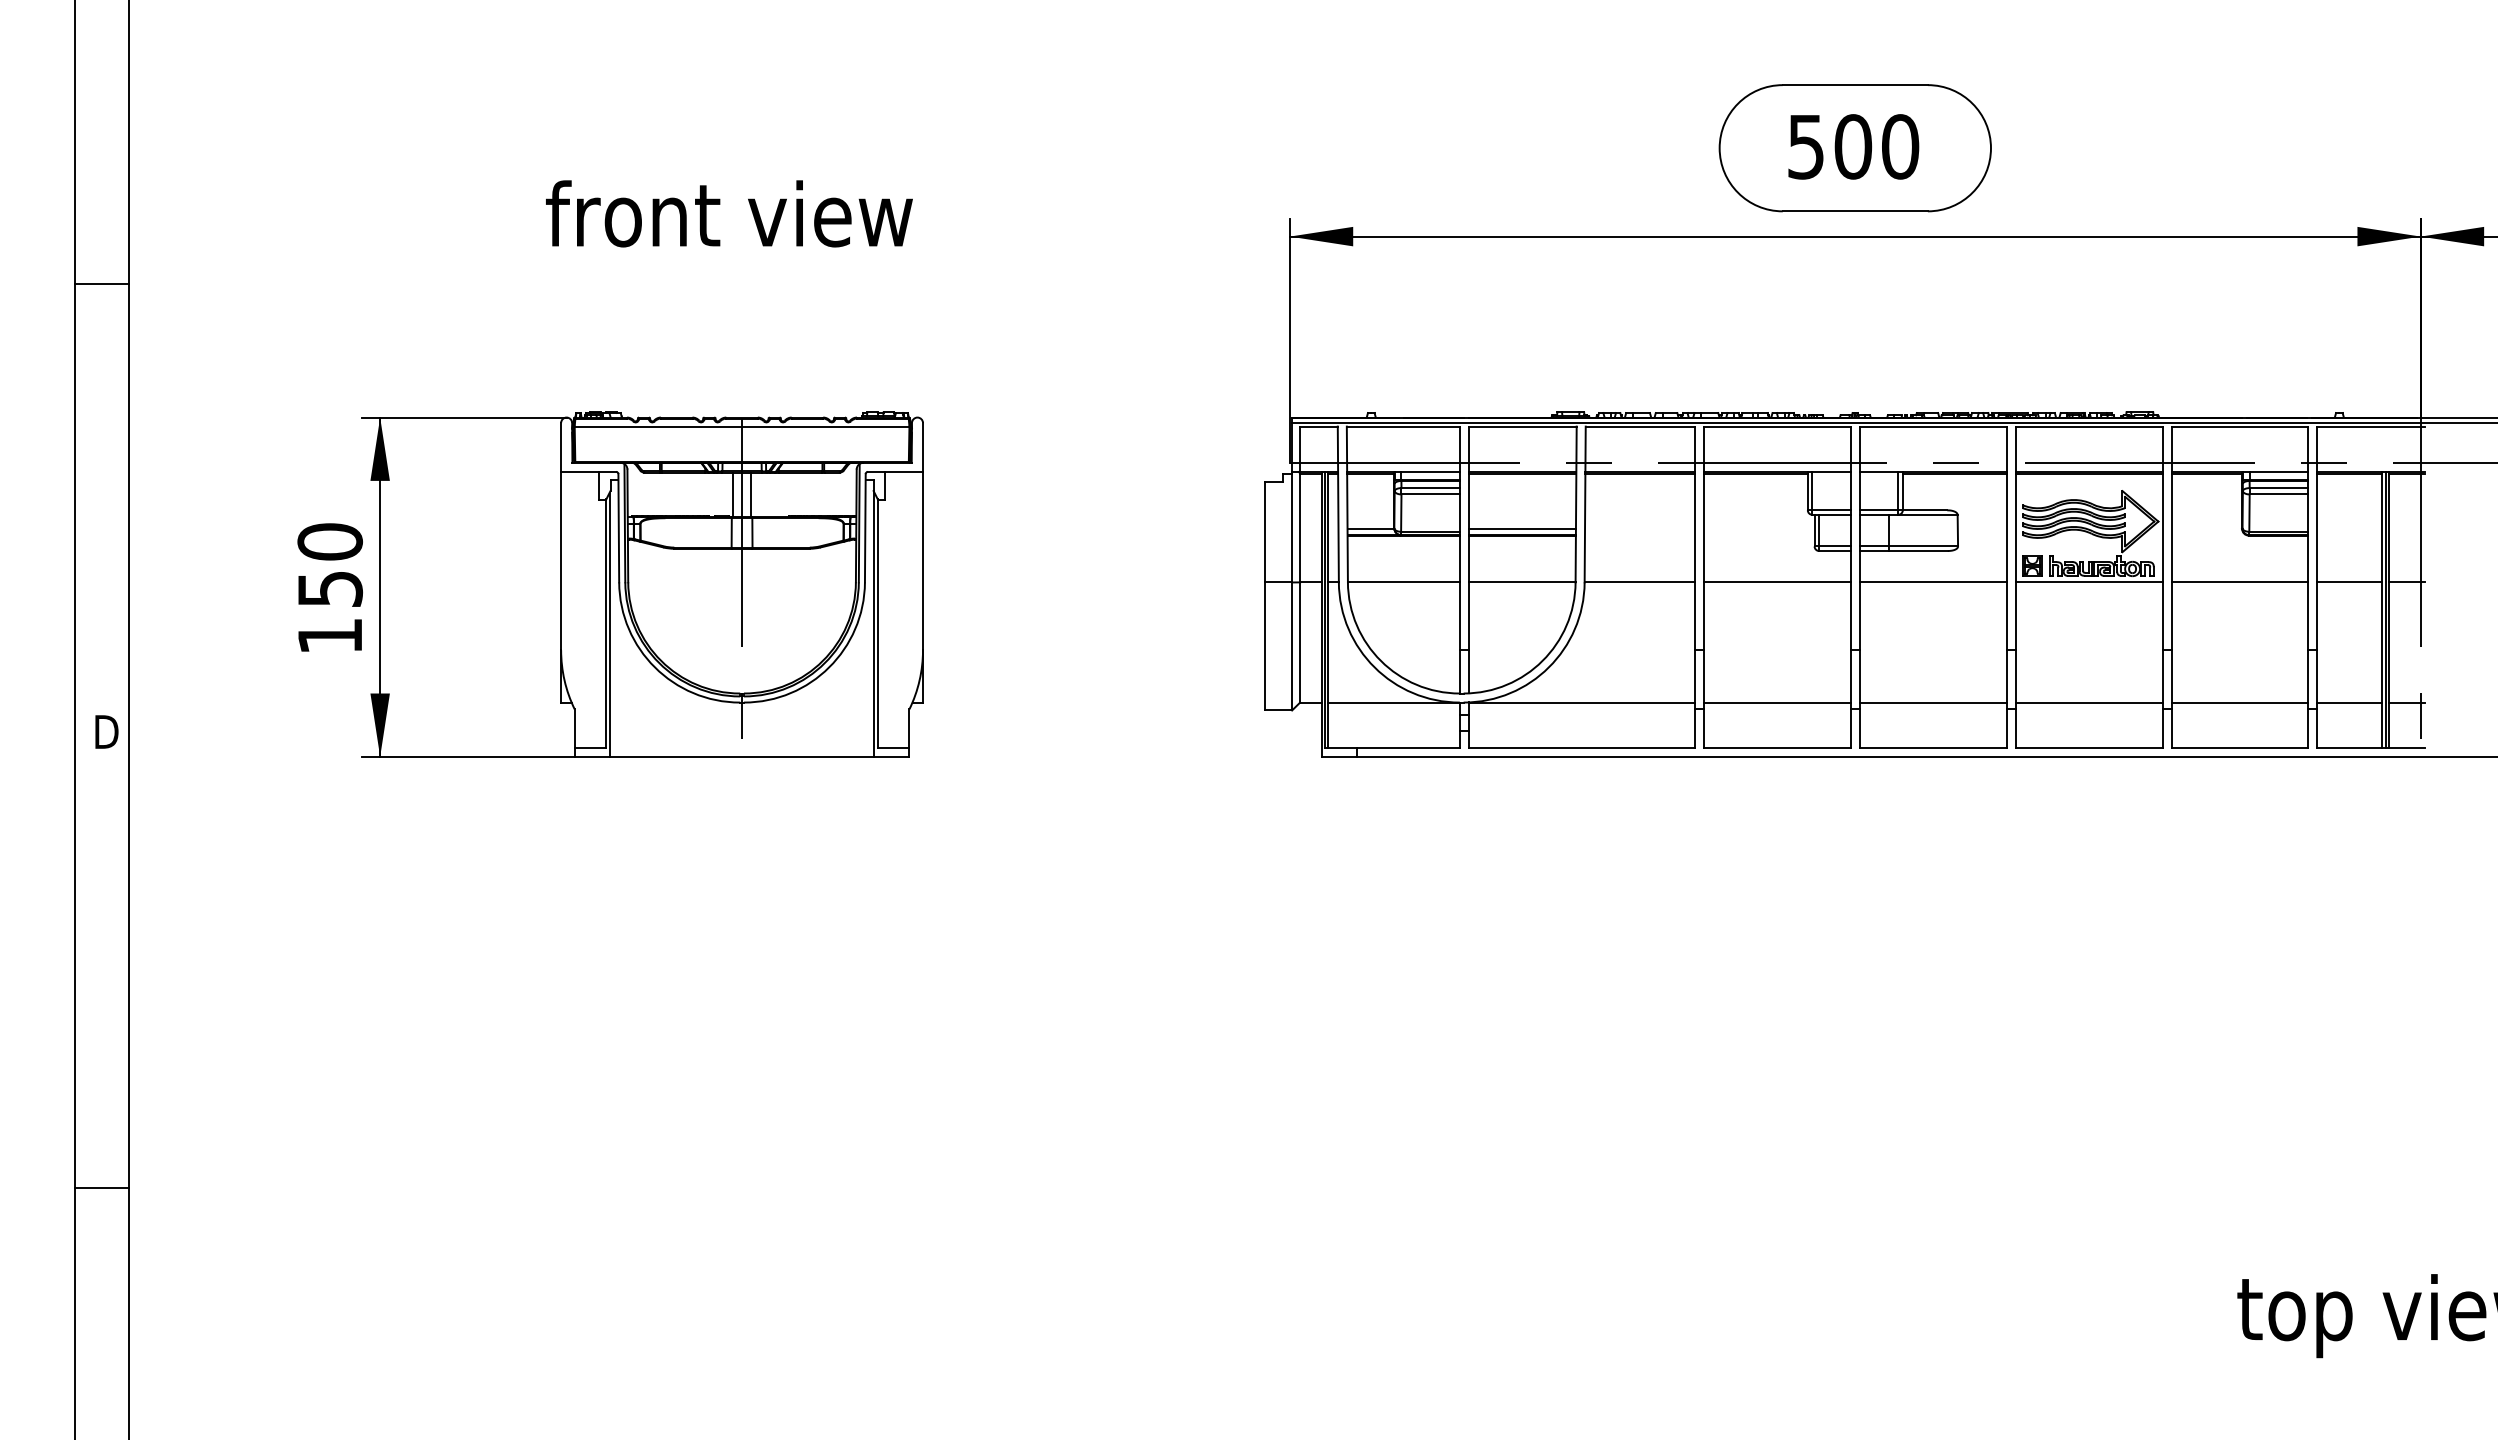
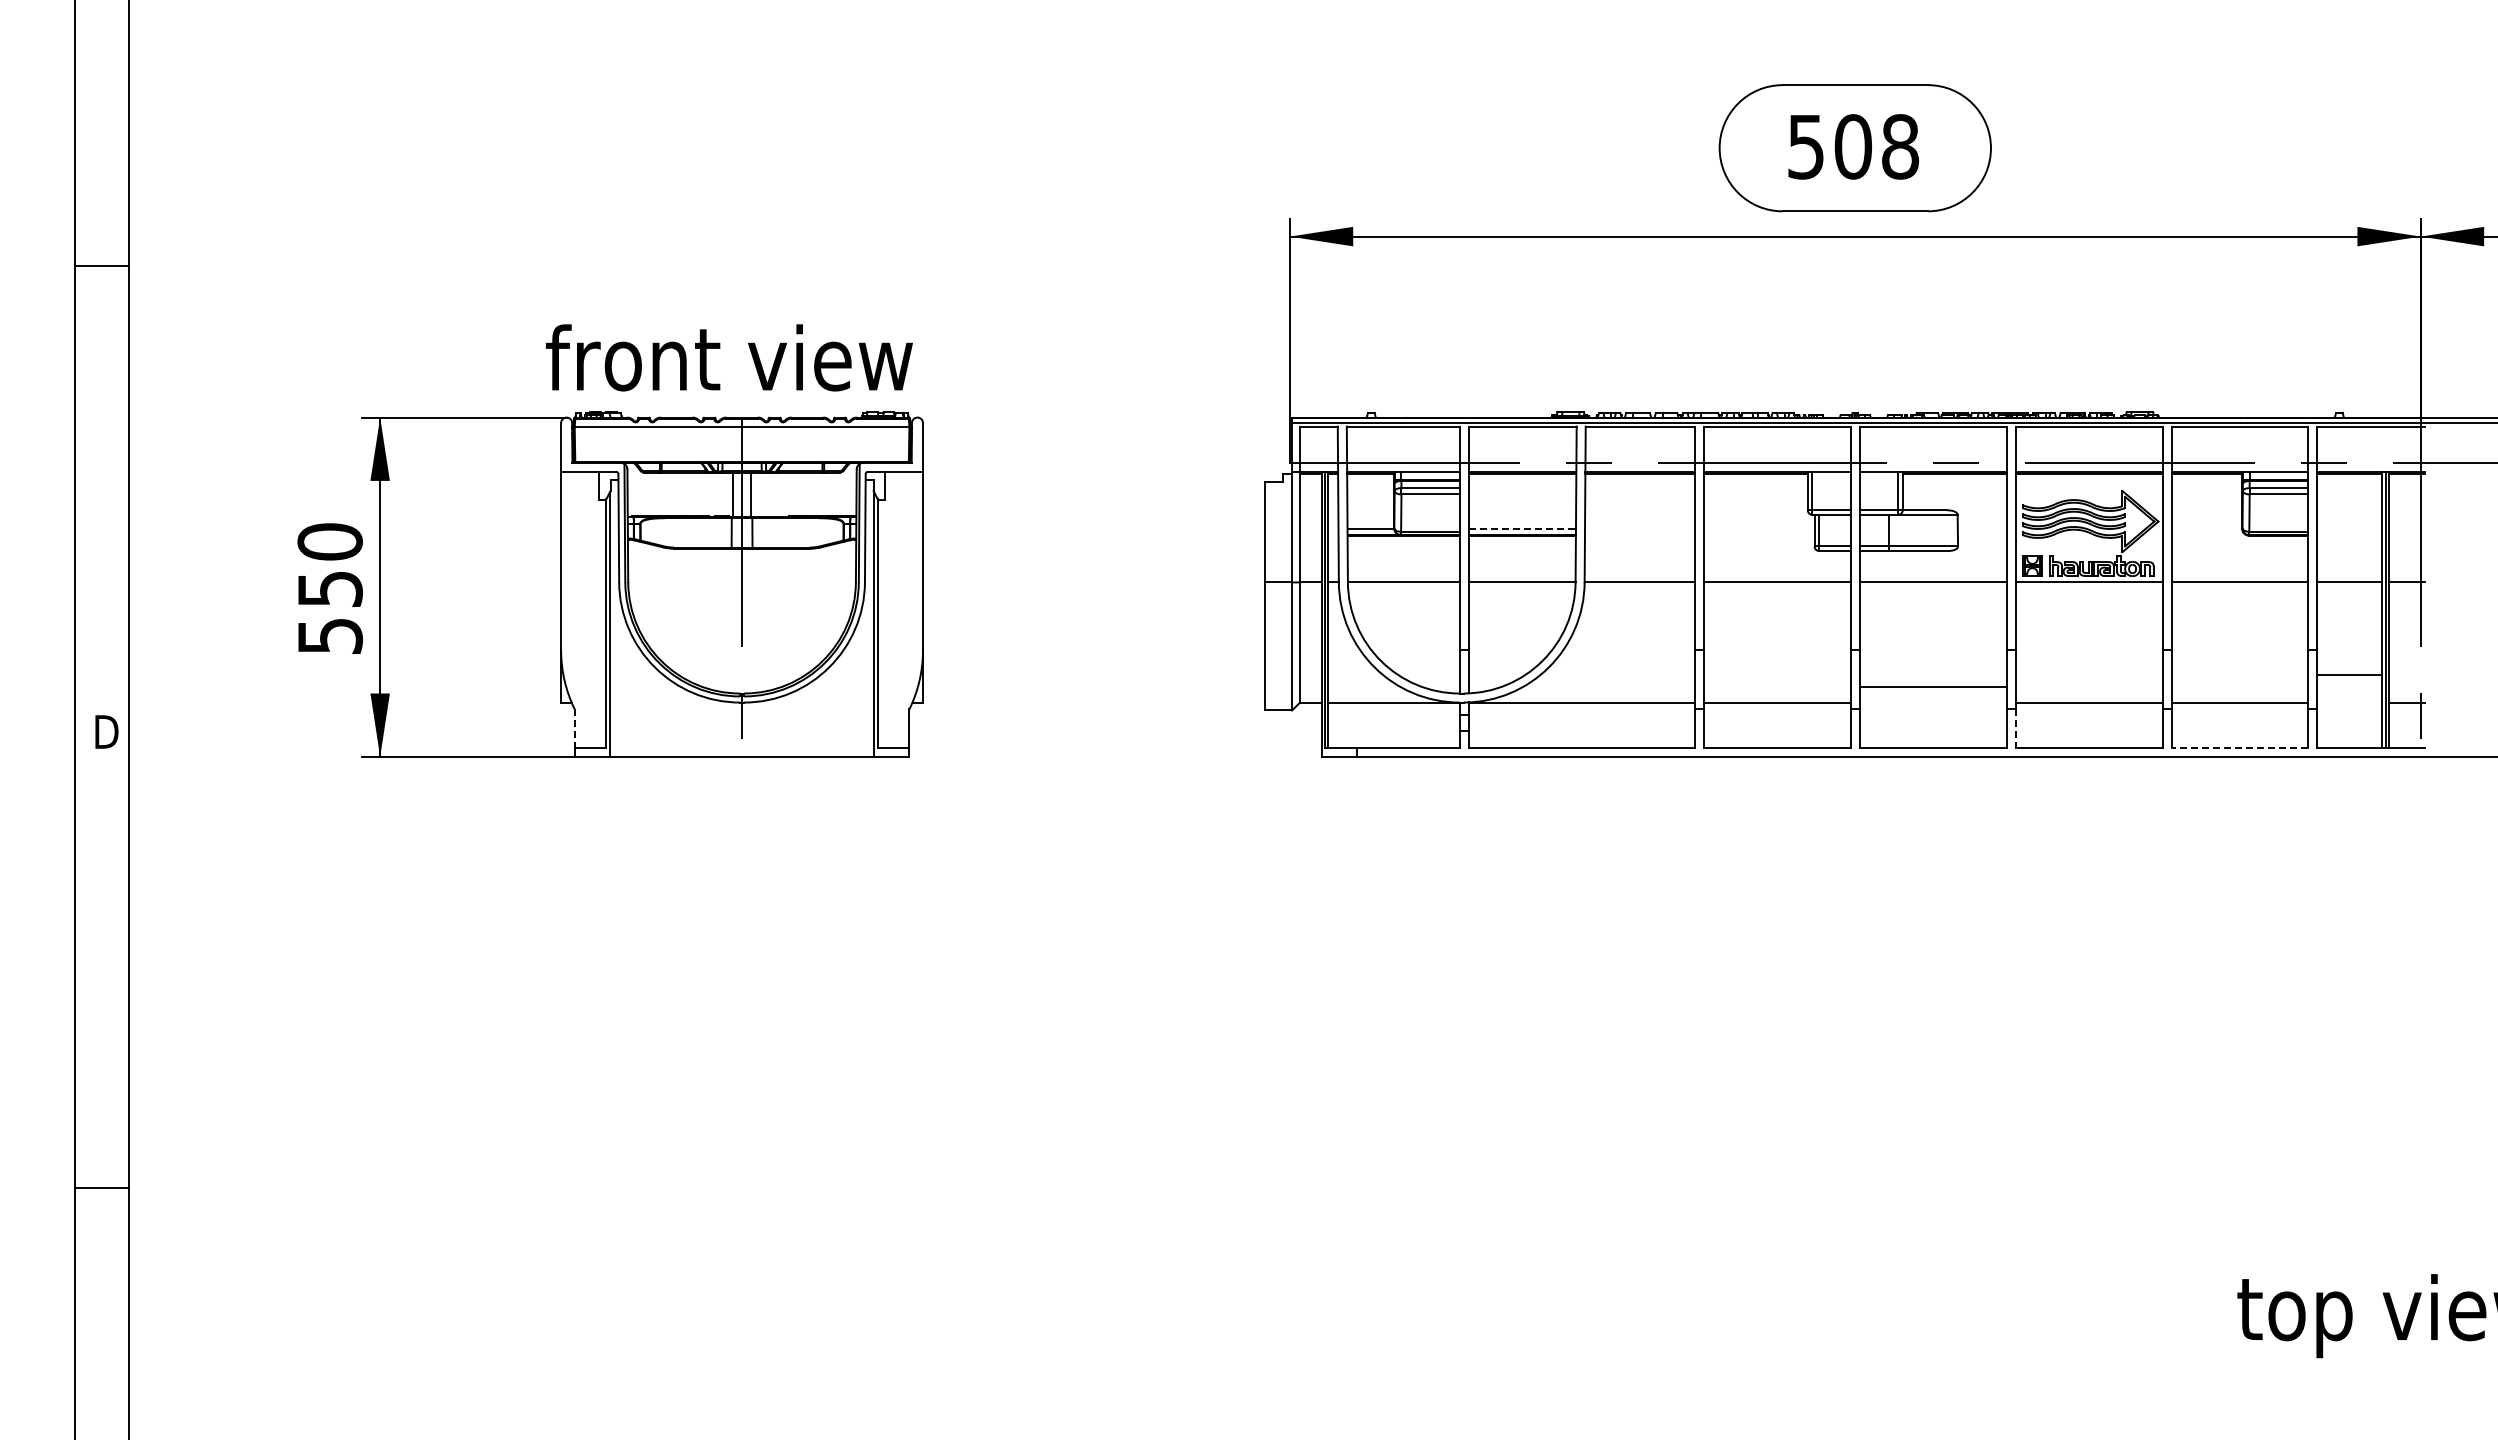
text: 500 -> 508 (1900, 146)
text position: (729, 213) -> (729, 357) (729, 357)
line position: (101, 283) -> (101, 265) (101, 265)
line: solid -> dashed (1522, 528)
text: 150 -> 550 (330, 636)
line position: (1932, 702) -> (1932, 686) (1932, 686)
line position: (2349, 702) -> (2349, 674) (2349, 674)
line: solid -> dashed (574, 729)
line: solid -> dashed (2015, 729)
line: solid -> dashed (2239, 747)
